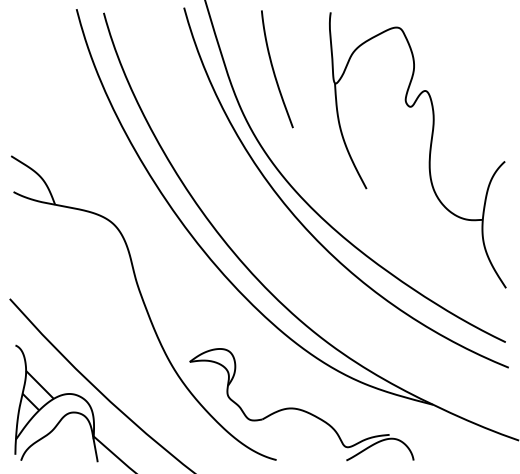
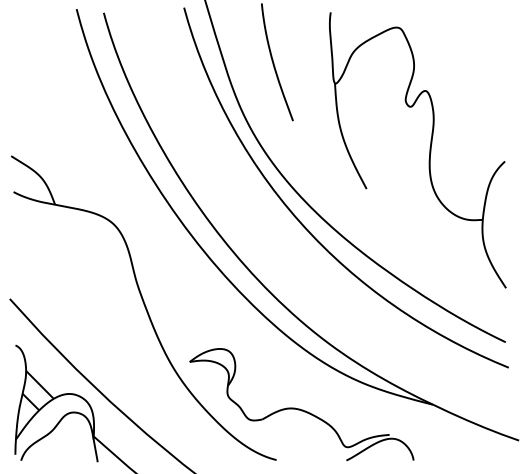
curve position: (274, 69) -> (274, 62) (274, 62)
